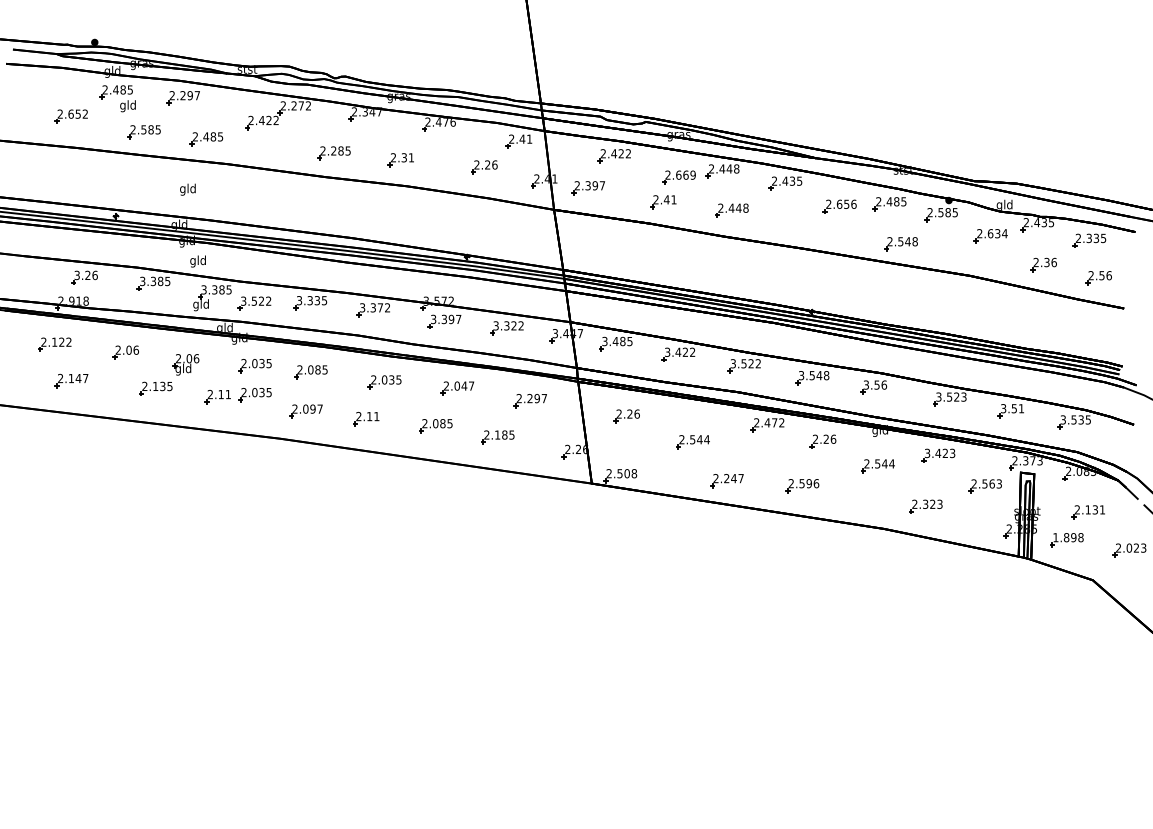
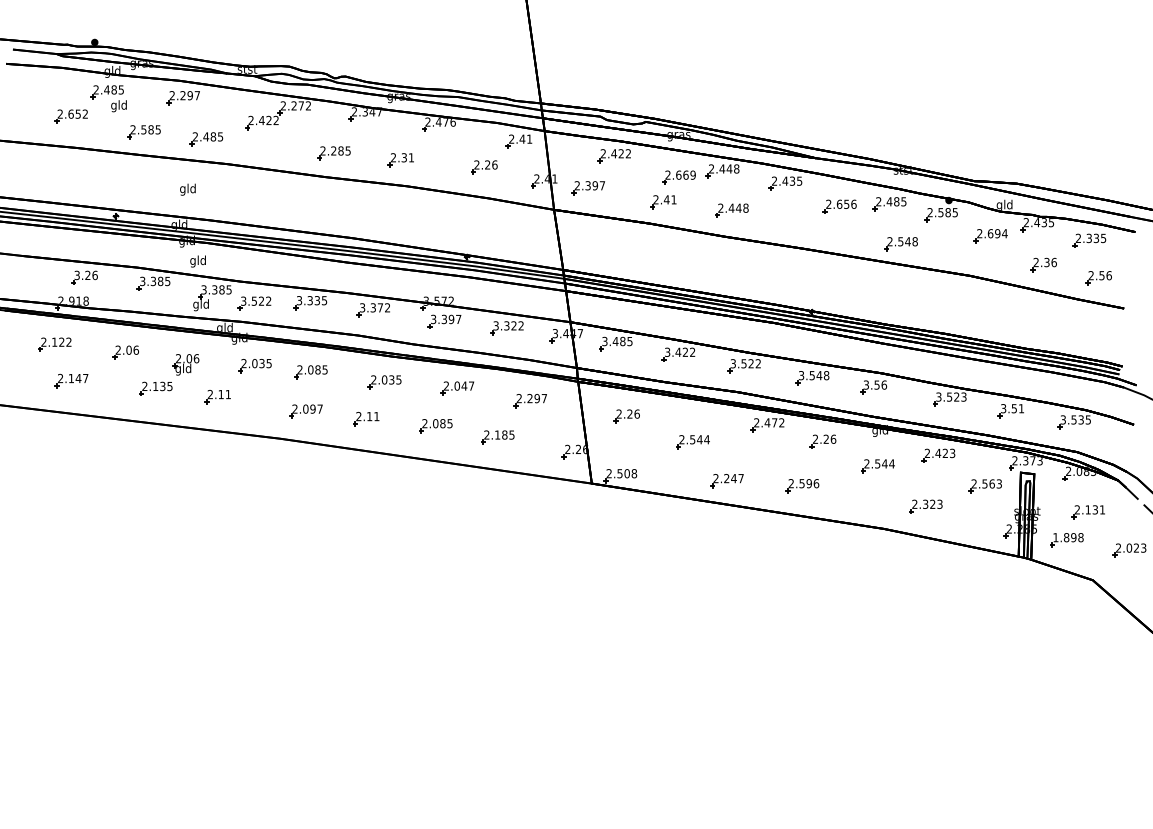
part position: (117, 98) -> (108, 98) (108, 98)
text: 2.634 -> 2.694 (997, 233)
part: present -> none (254, 395)
text: 3.423 -> 2.423 (927, 453)
